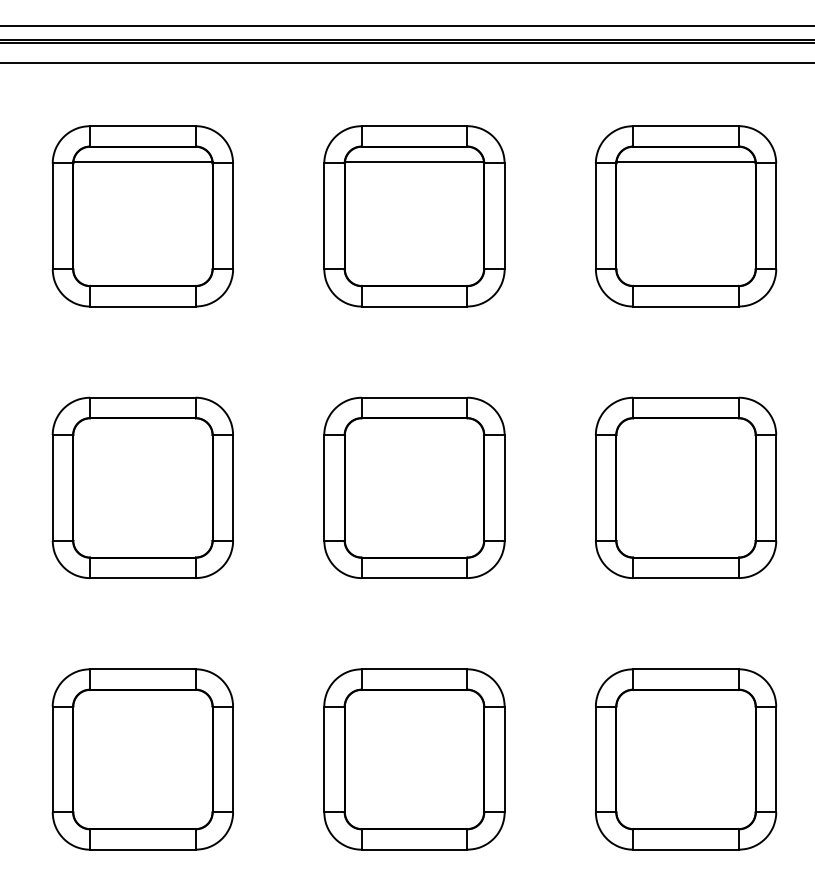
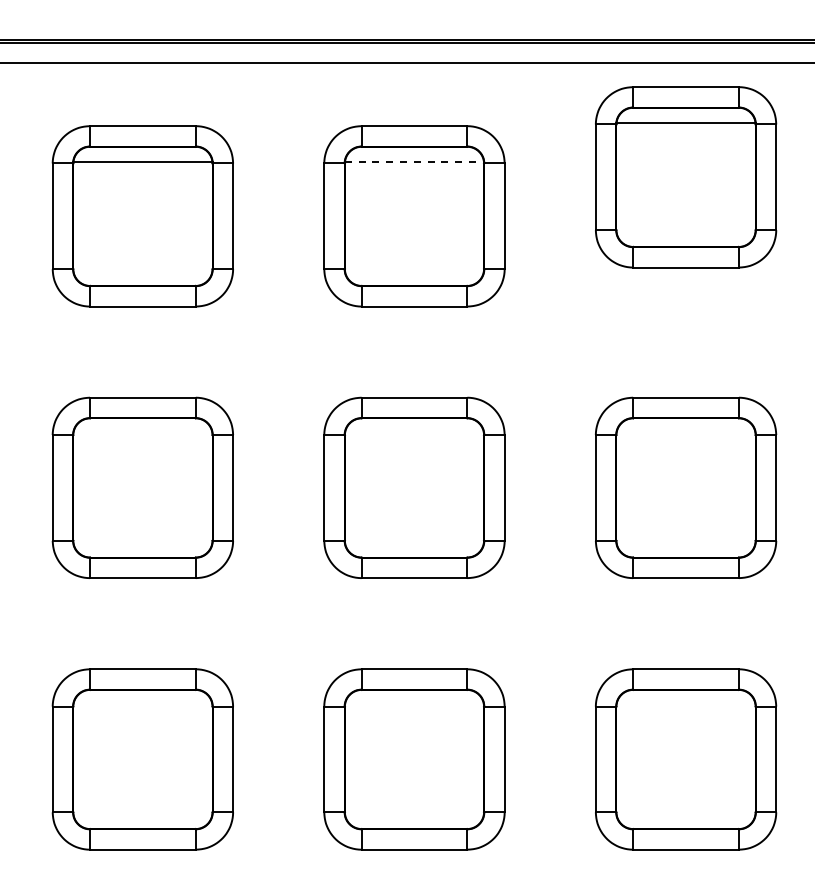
line: present -> none (406, 26)
line: solid -> dashed (414, 162)
part position: (686, 216) -> (686, 177) (686, 177)
